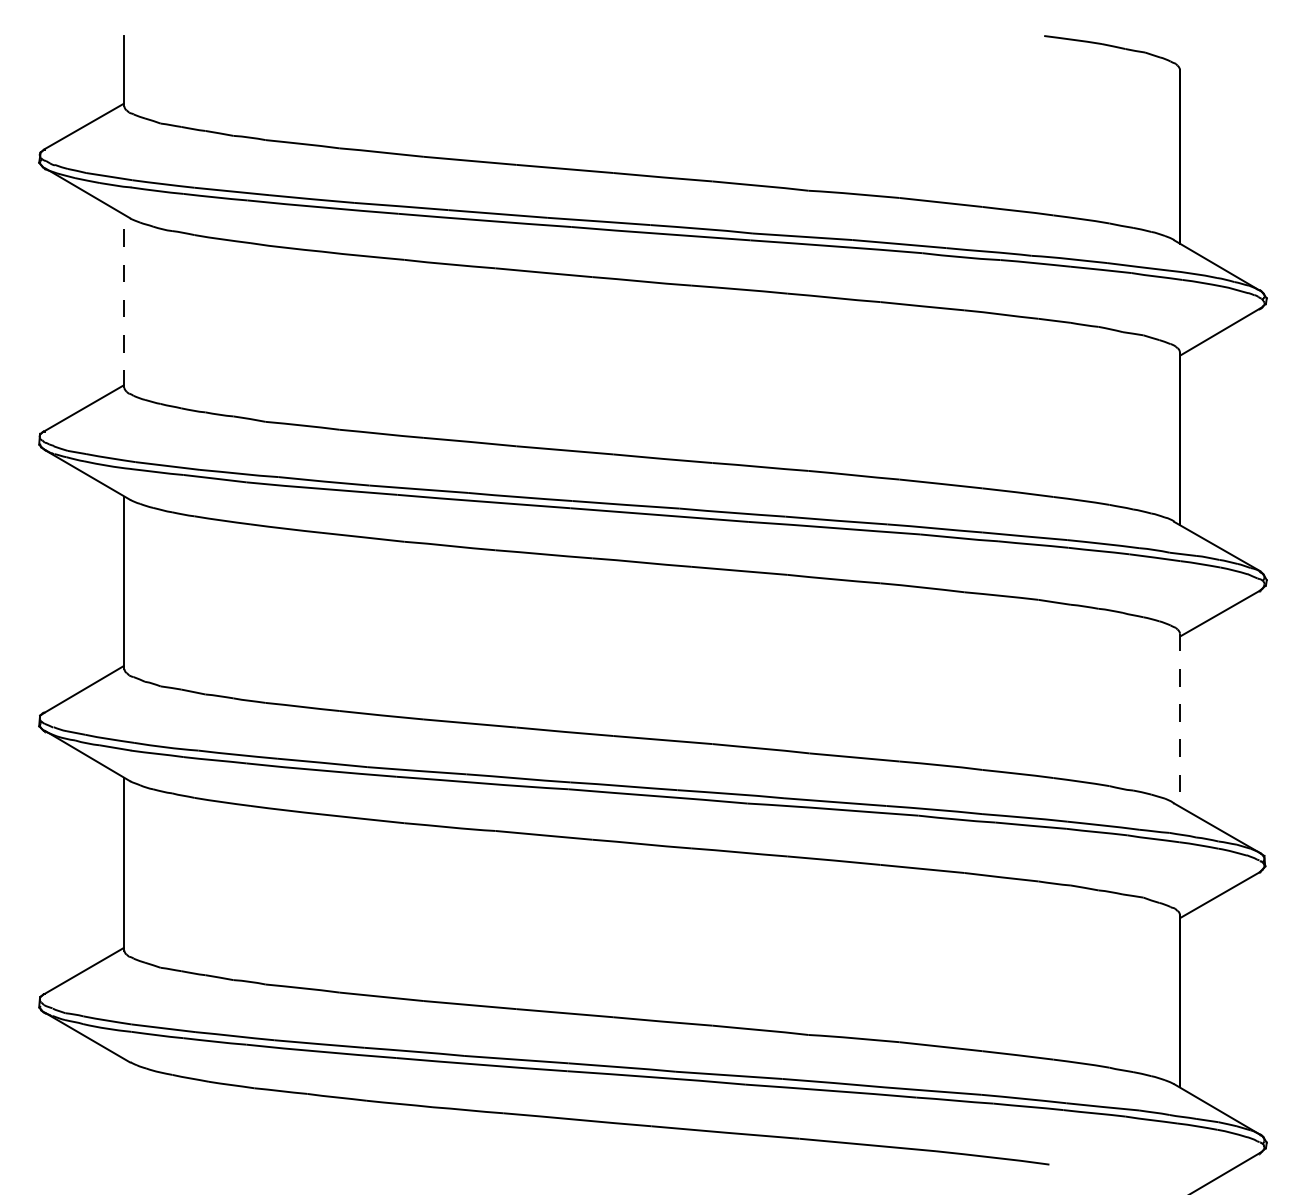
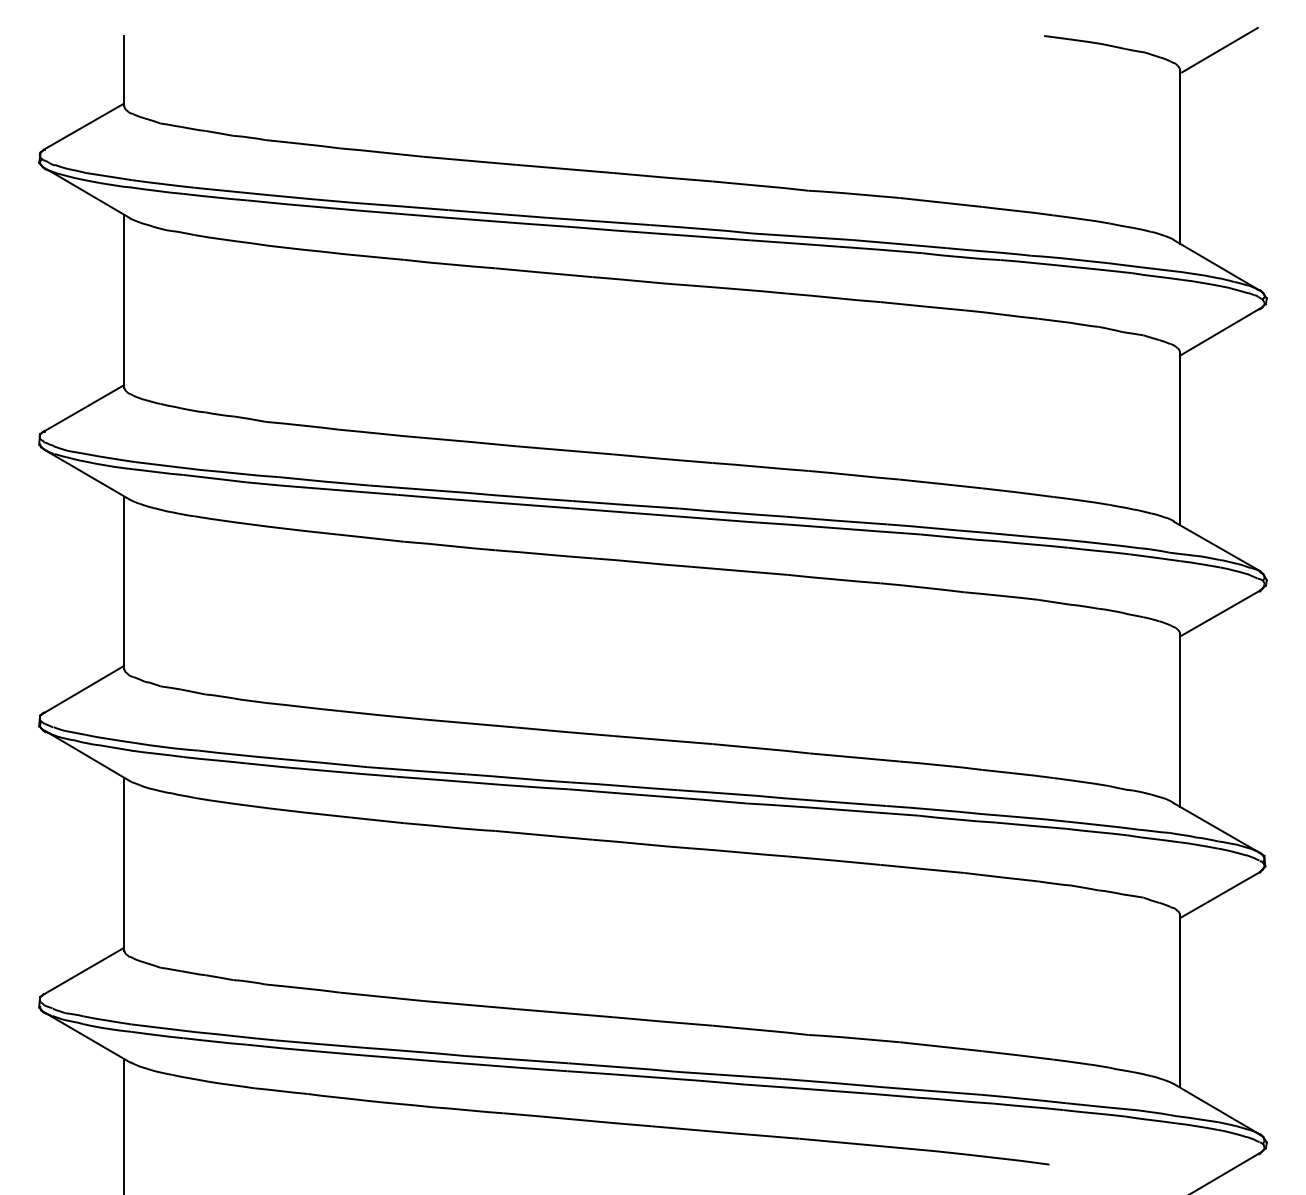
line: none -> present (1219, 49)
line: dashed -> solid (124, 300)
line: dashed -> solid (1179, 720)
line: none -> present (124, 1125)
